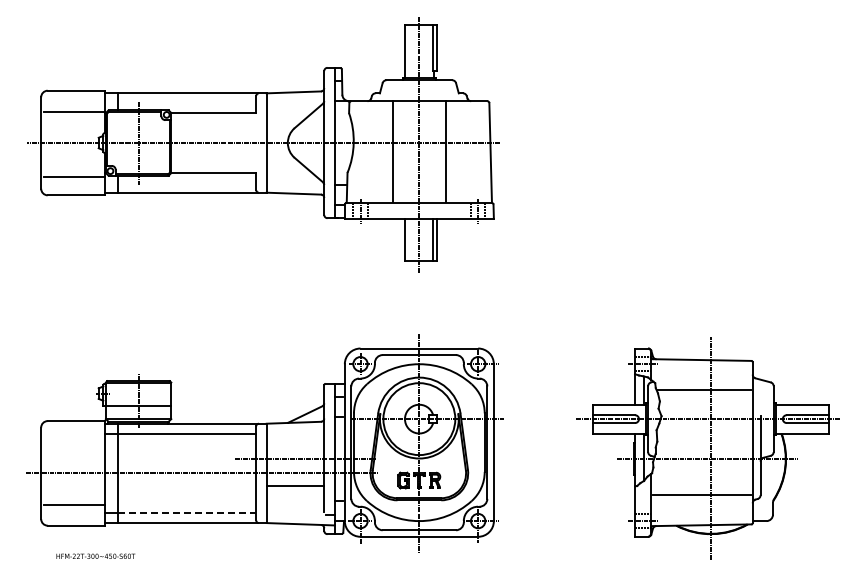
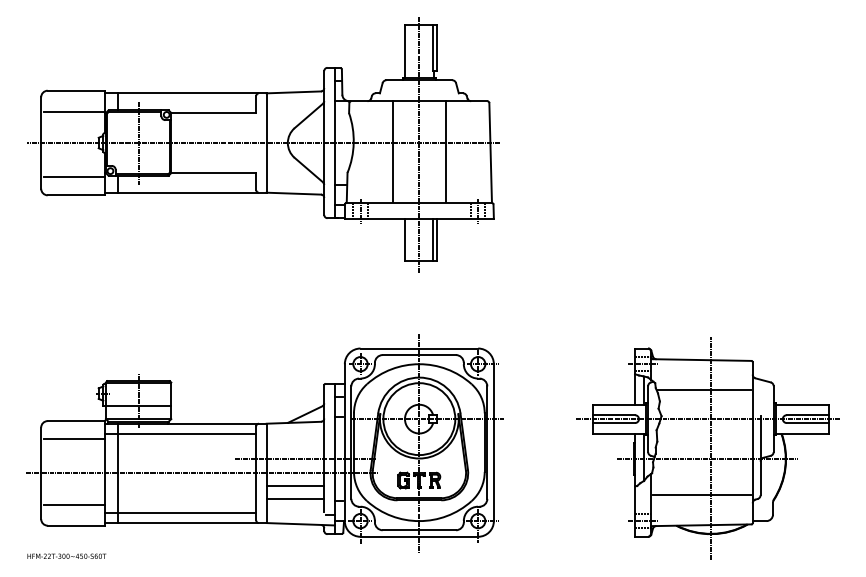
line: none -> present (74, 439)
line: none -> present (295, 499)
line: dashed -> solid (187, 512)
text position: (95, 555) -> (66, 555) (66, 555)
